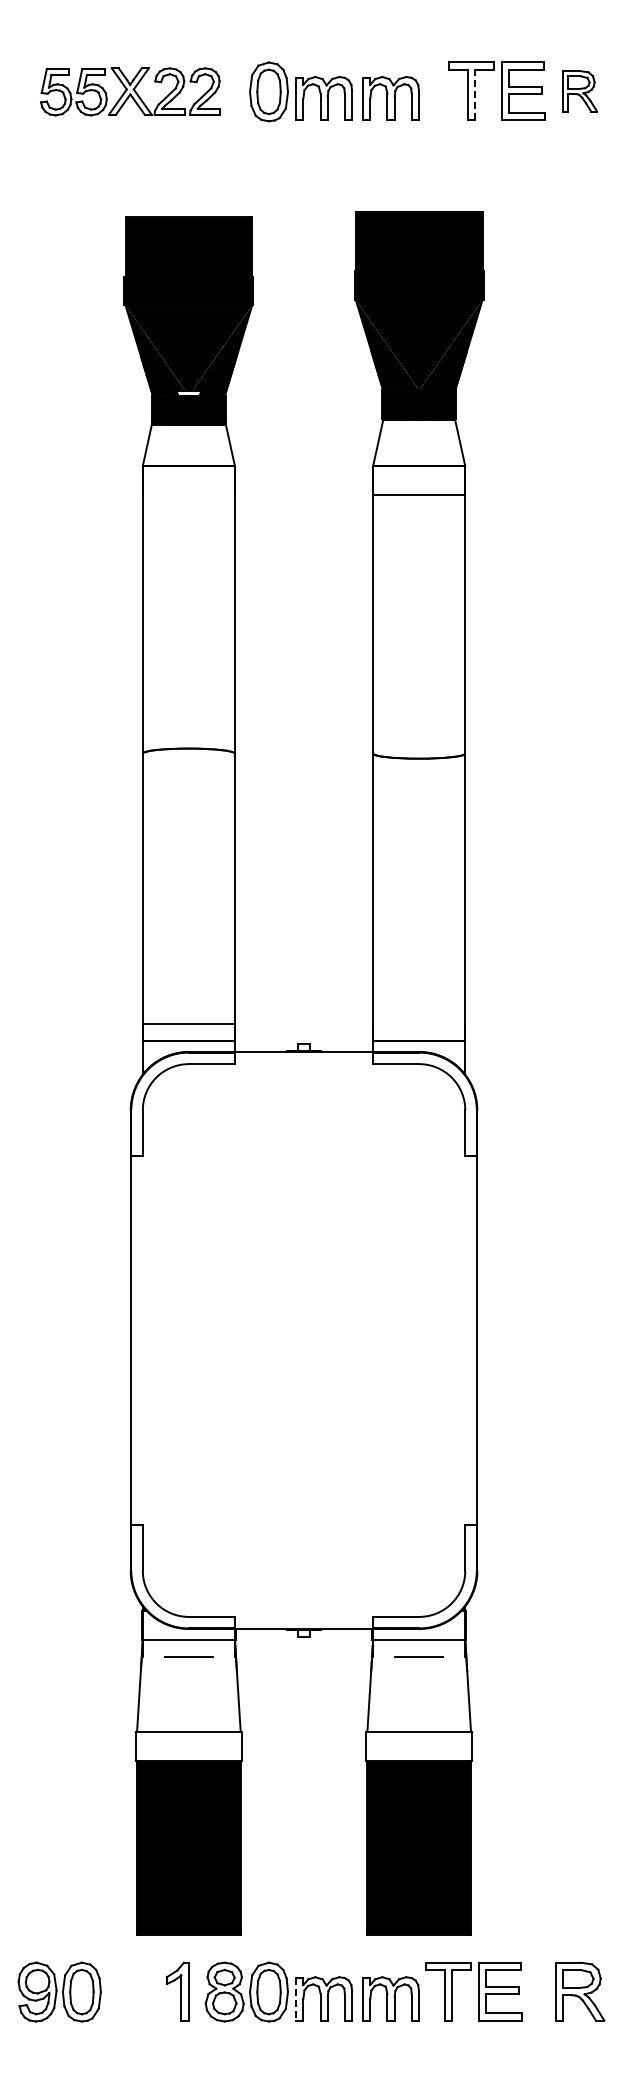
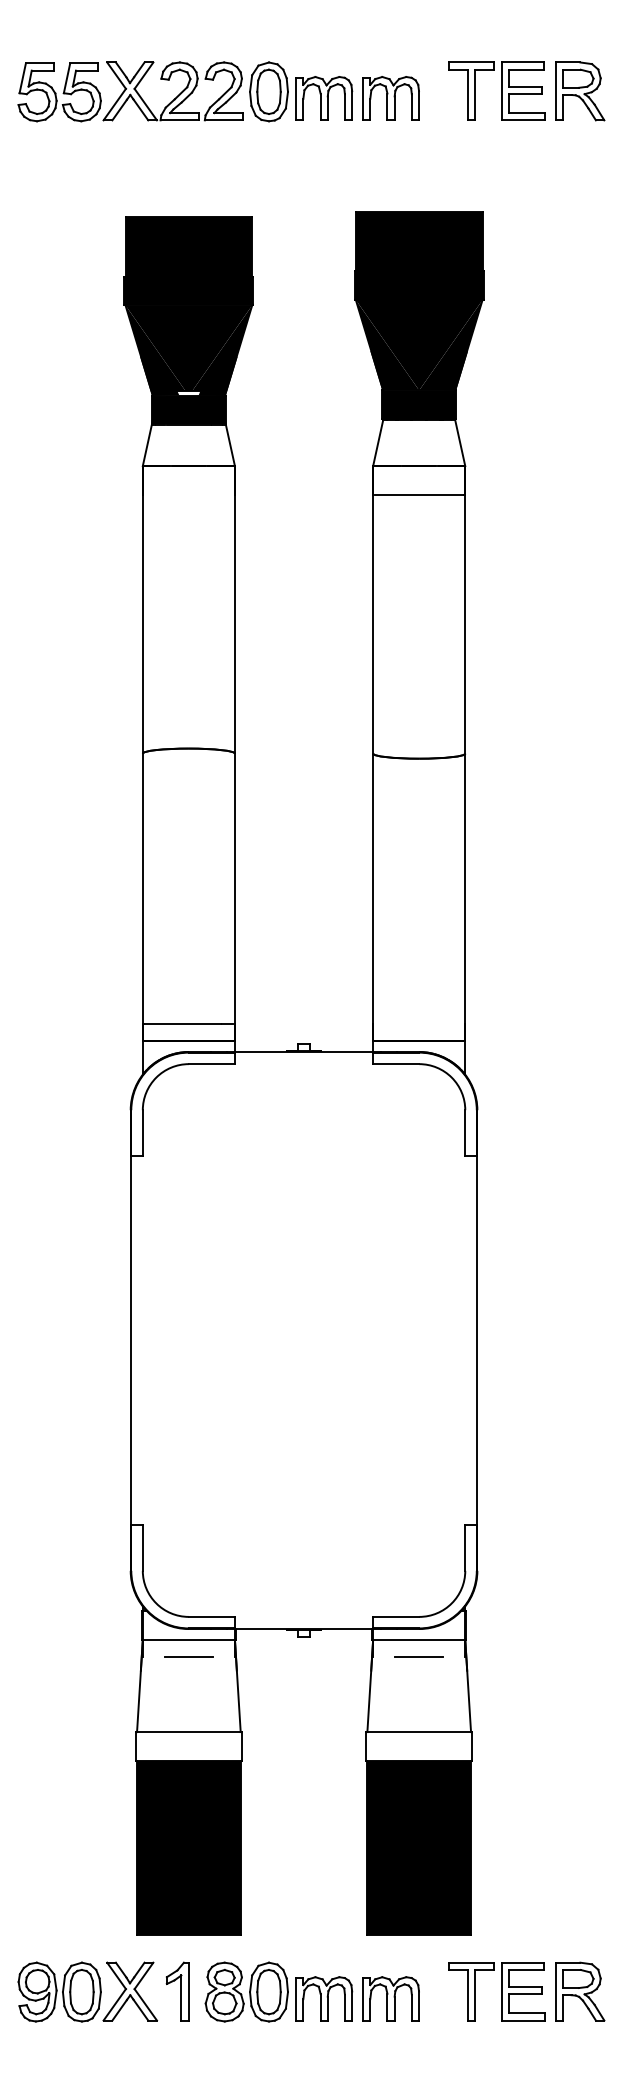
part size: 181x50 px -> 227x62 px (130, 91)
part size: 37x43 px -> 51x61 px (580, 91)
line: dashed -> solid (475, 94)
part: none -> present (129, 1991)
part position: (473, 1991) -> (496, 1991) (496, 1991)
line: dashed -> solid (296, 1999)
